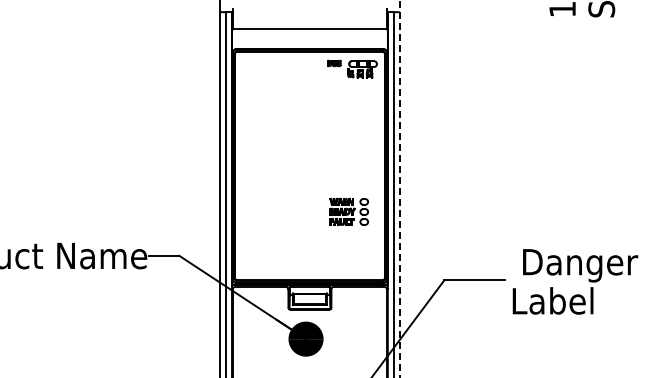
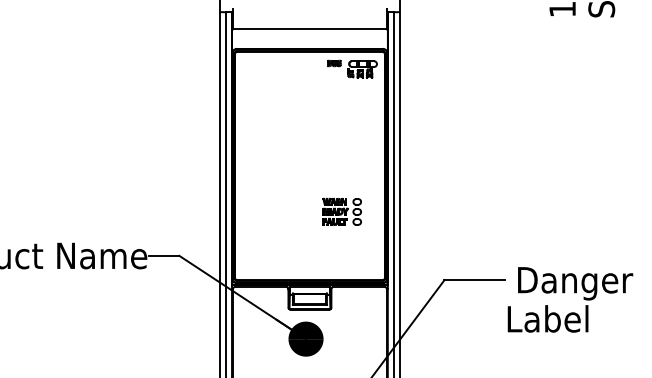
line: dashed -> solid (400, 188)
part position: (348, 211) -> (341, 211) (341, 211)
text position: (575, 281) -> (570, 299) (570, 299)
